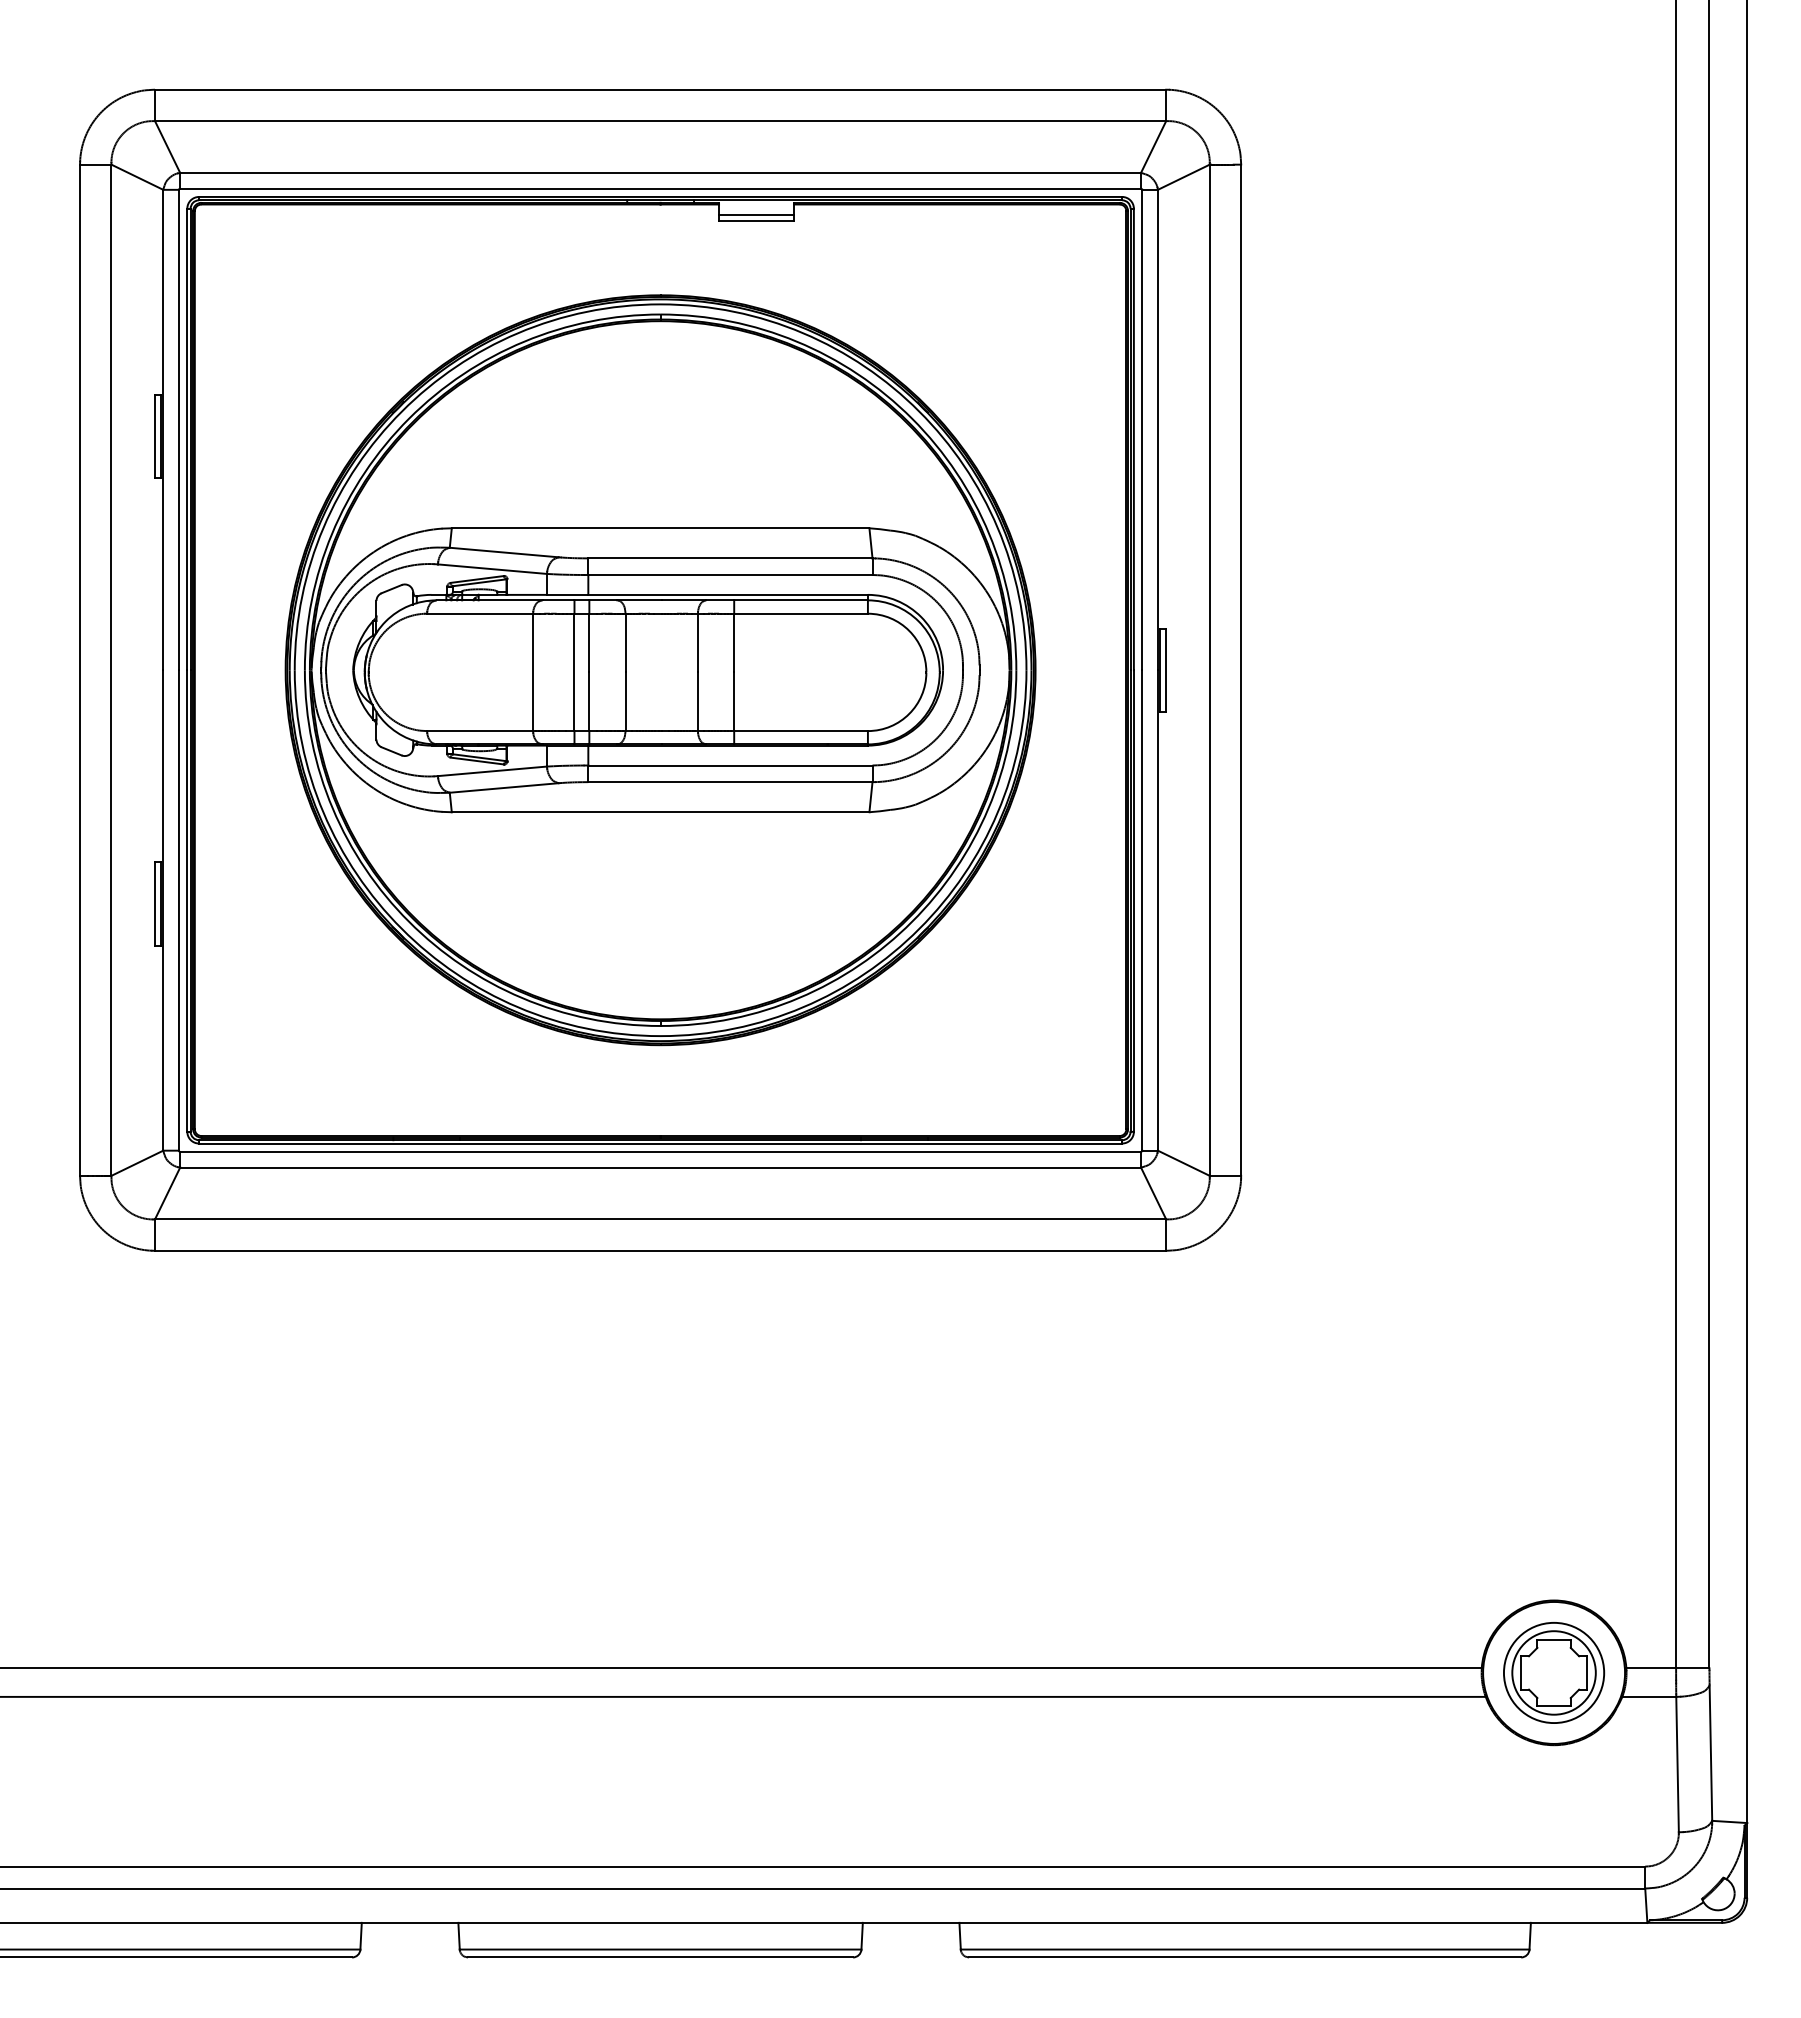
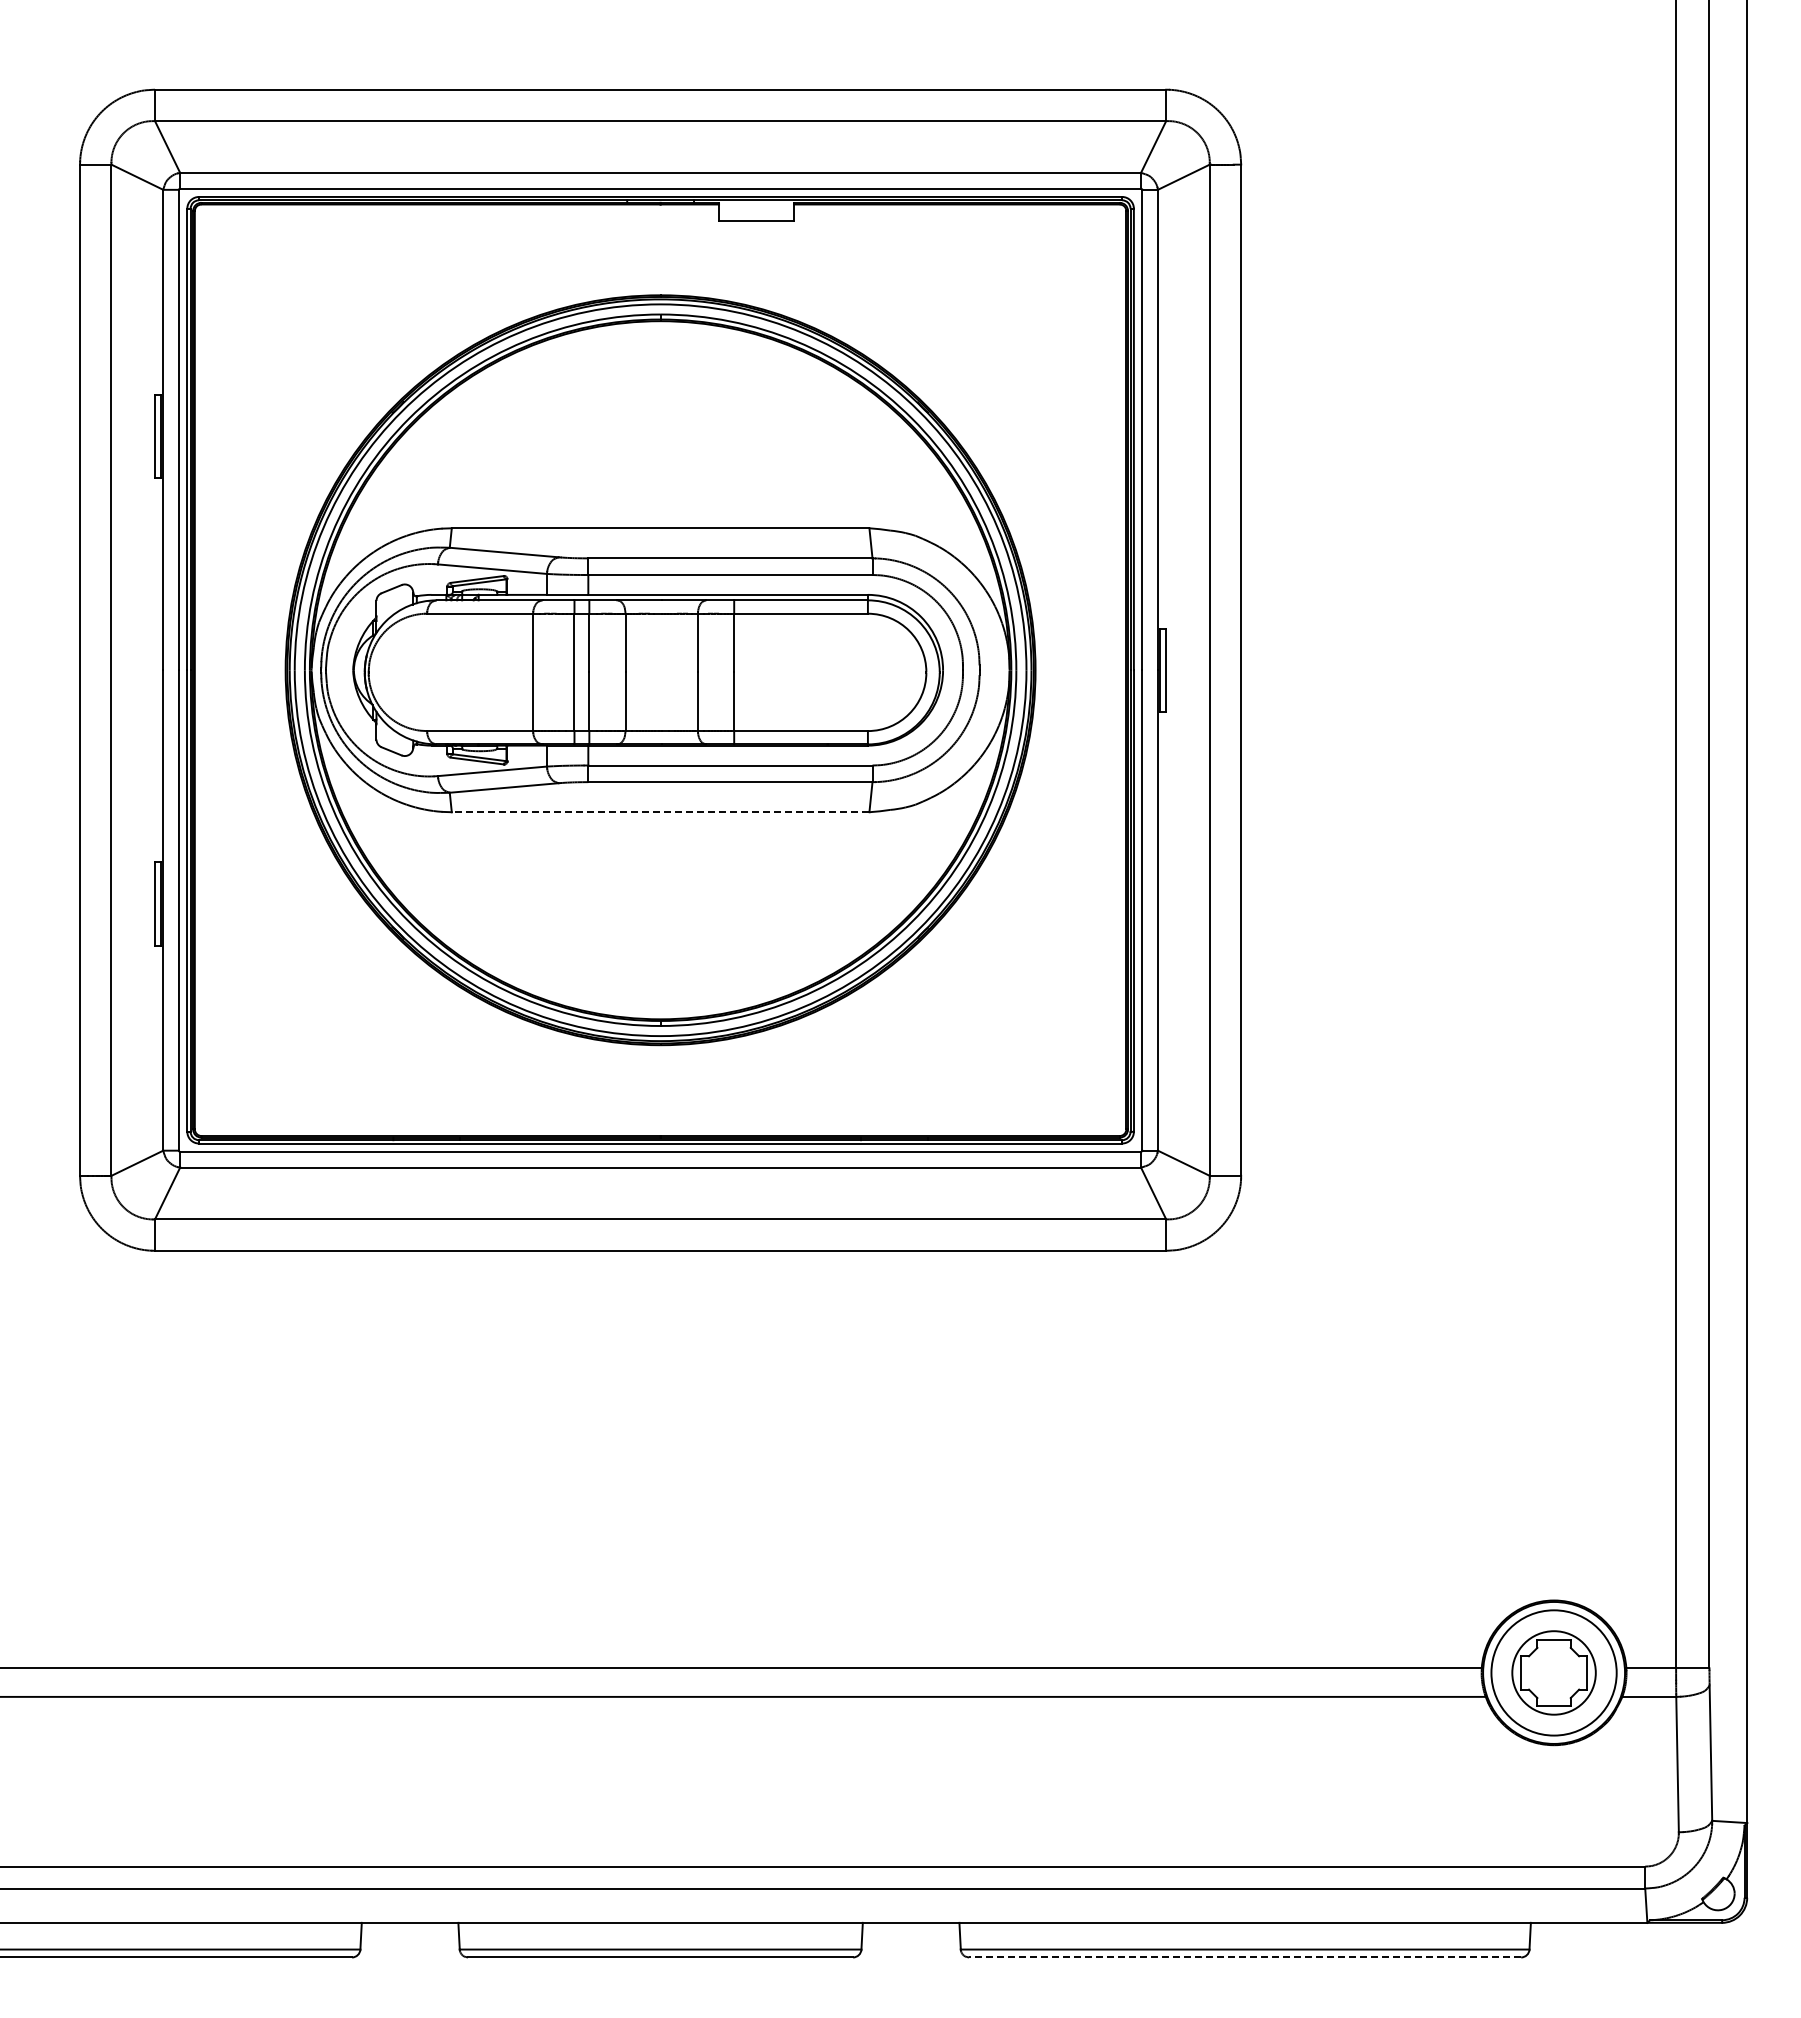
line: present -> none (756, 215)
line: solid -> dashed (660, 812)
circle diameter: 100 px -> 125 px (1553, 1672)
line: solid -> dashed (1245, 1957)
